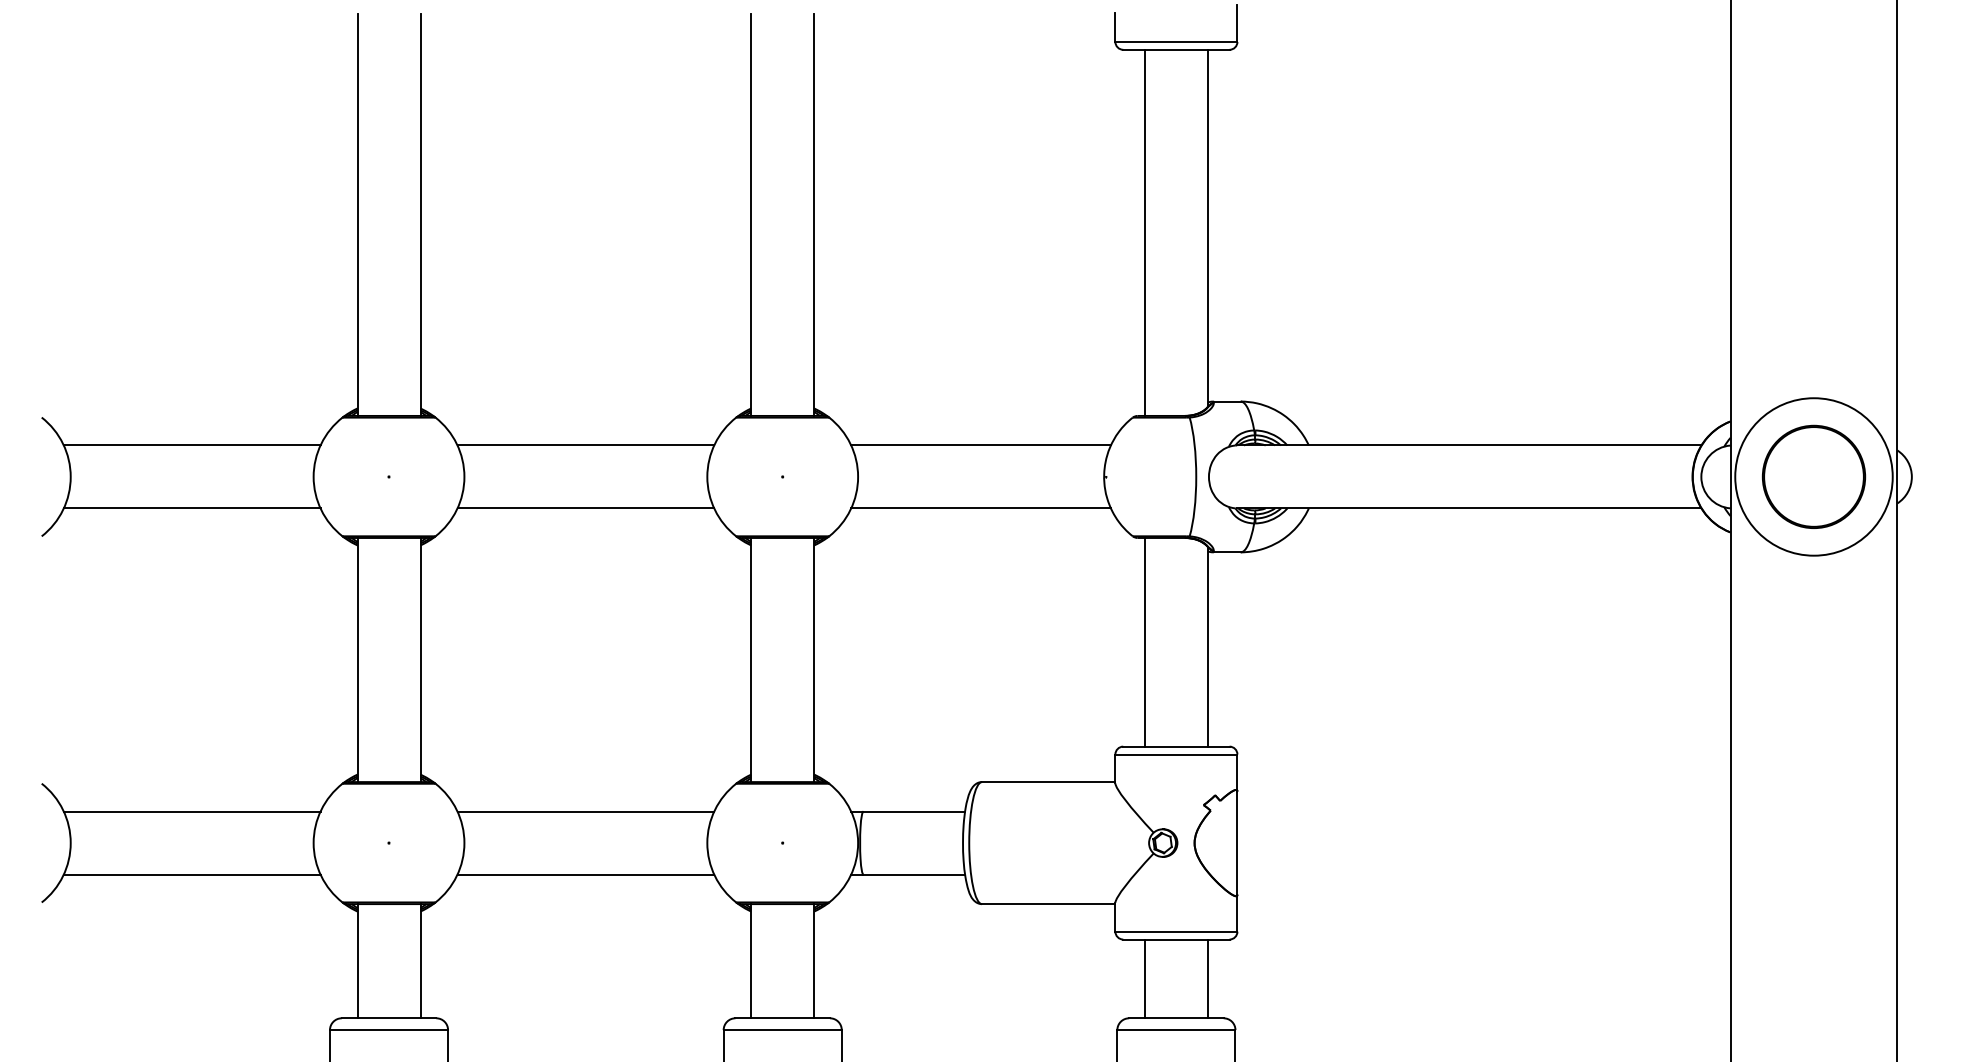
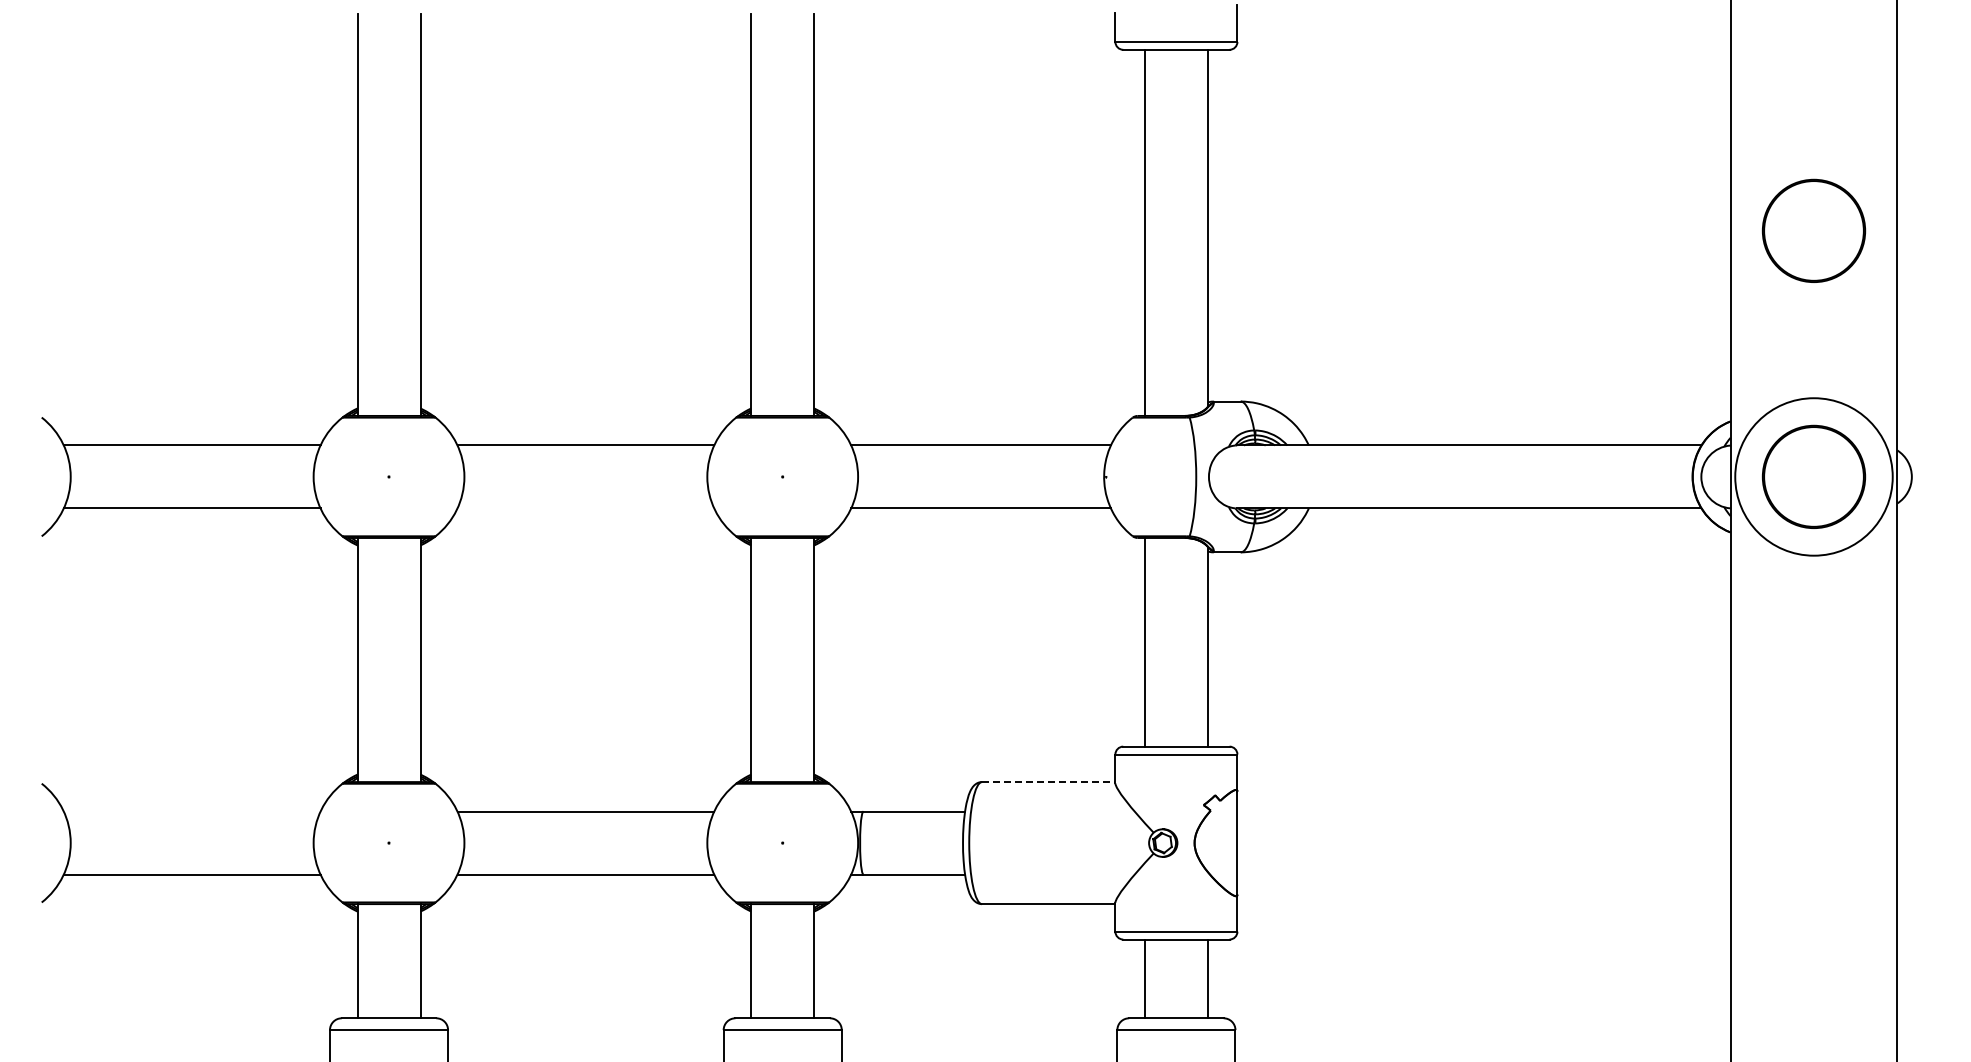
part: none -> present (1813, 230)
line: present -> none (585, 508)
line: solid -> dashed (1048, 782)
line: present -> none (191, 811)
